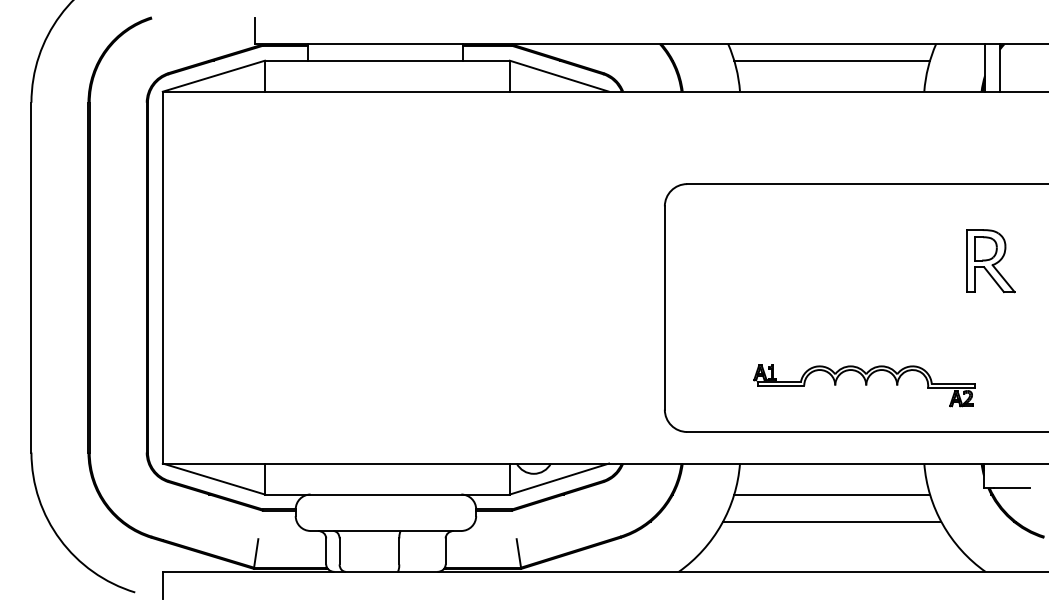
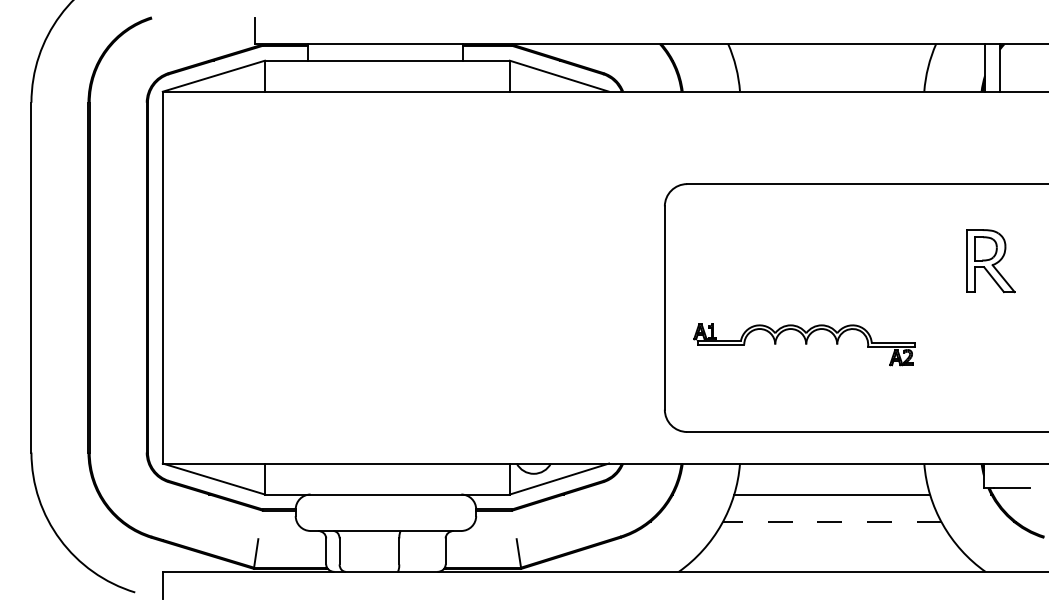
line: present -> none (832, 60)
part position: (864, 385) -> (804, 344) (804, 344)
line: solid -> dashed (831, 521)
